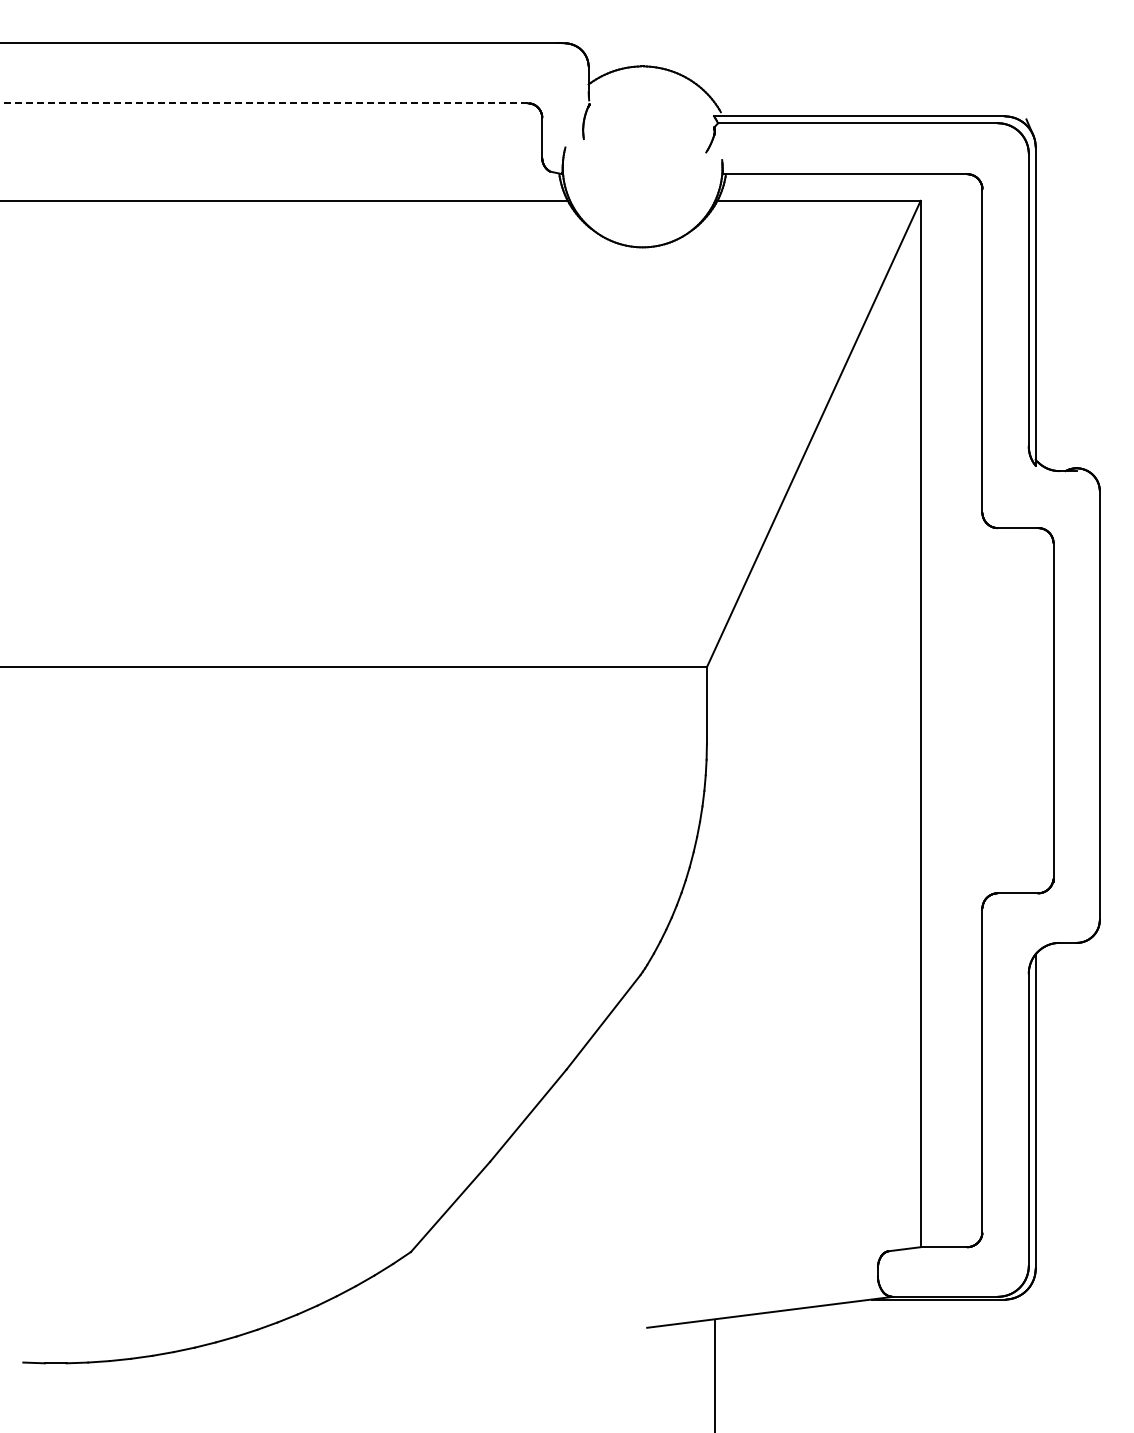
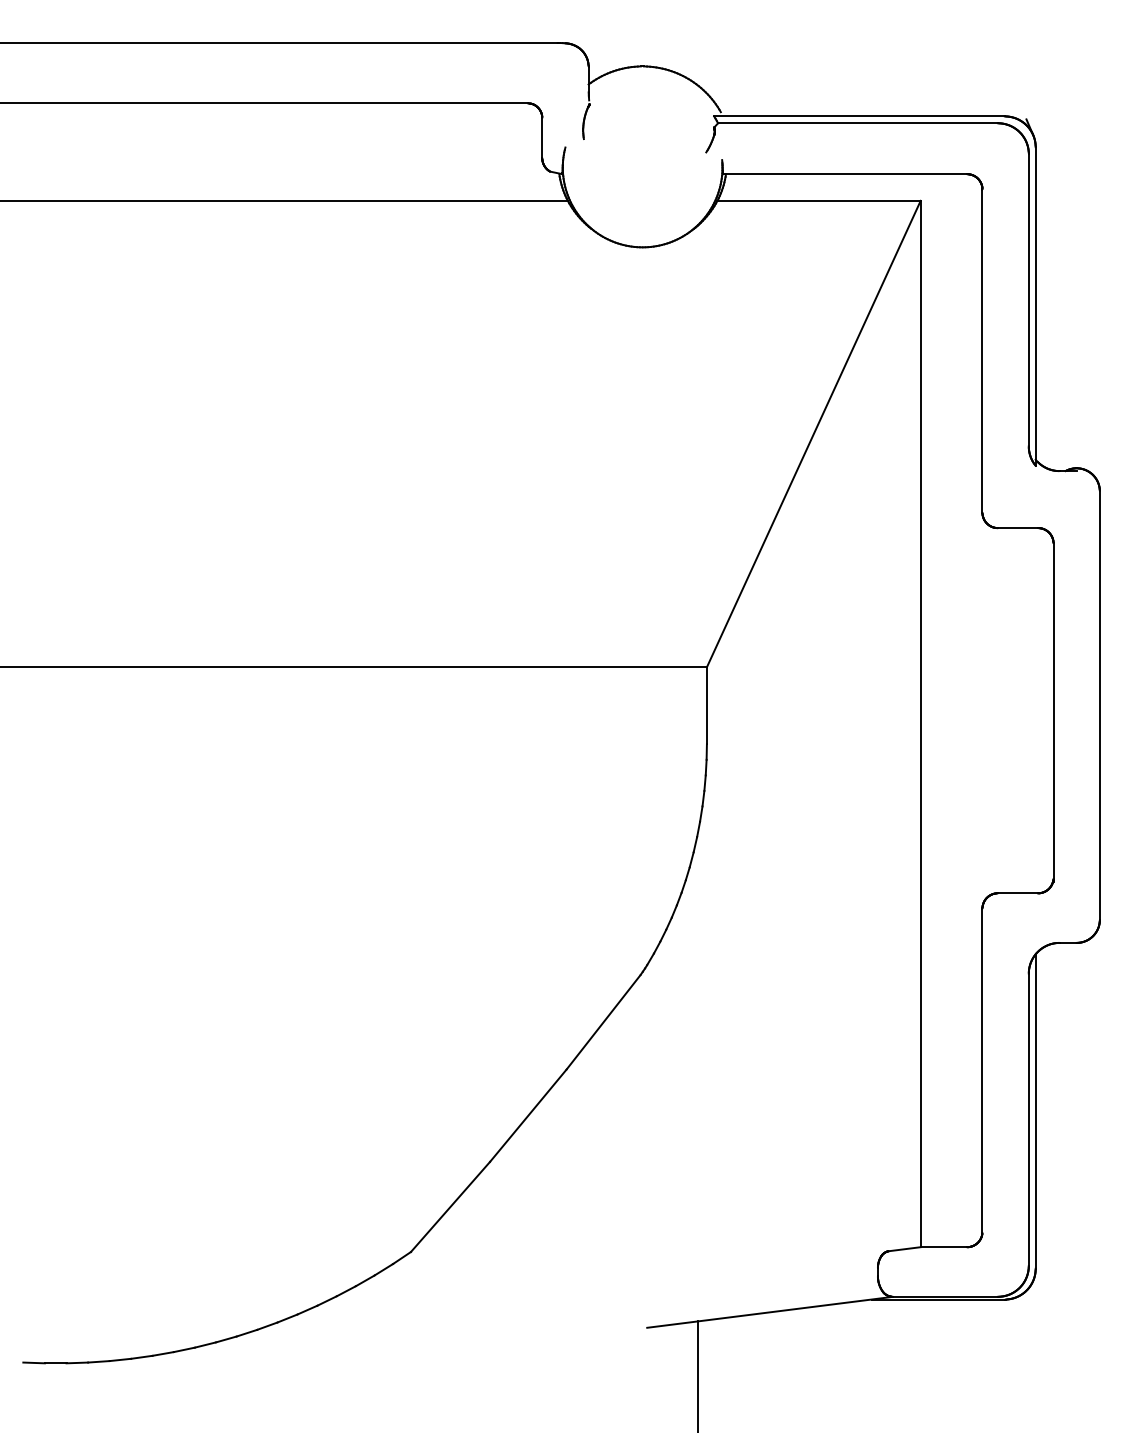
line: dashed -> solid (264, 103)
line position: (715, 1375) -> (698, 1375) (698, 1375)
